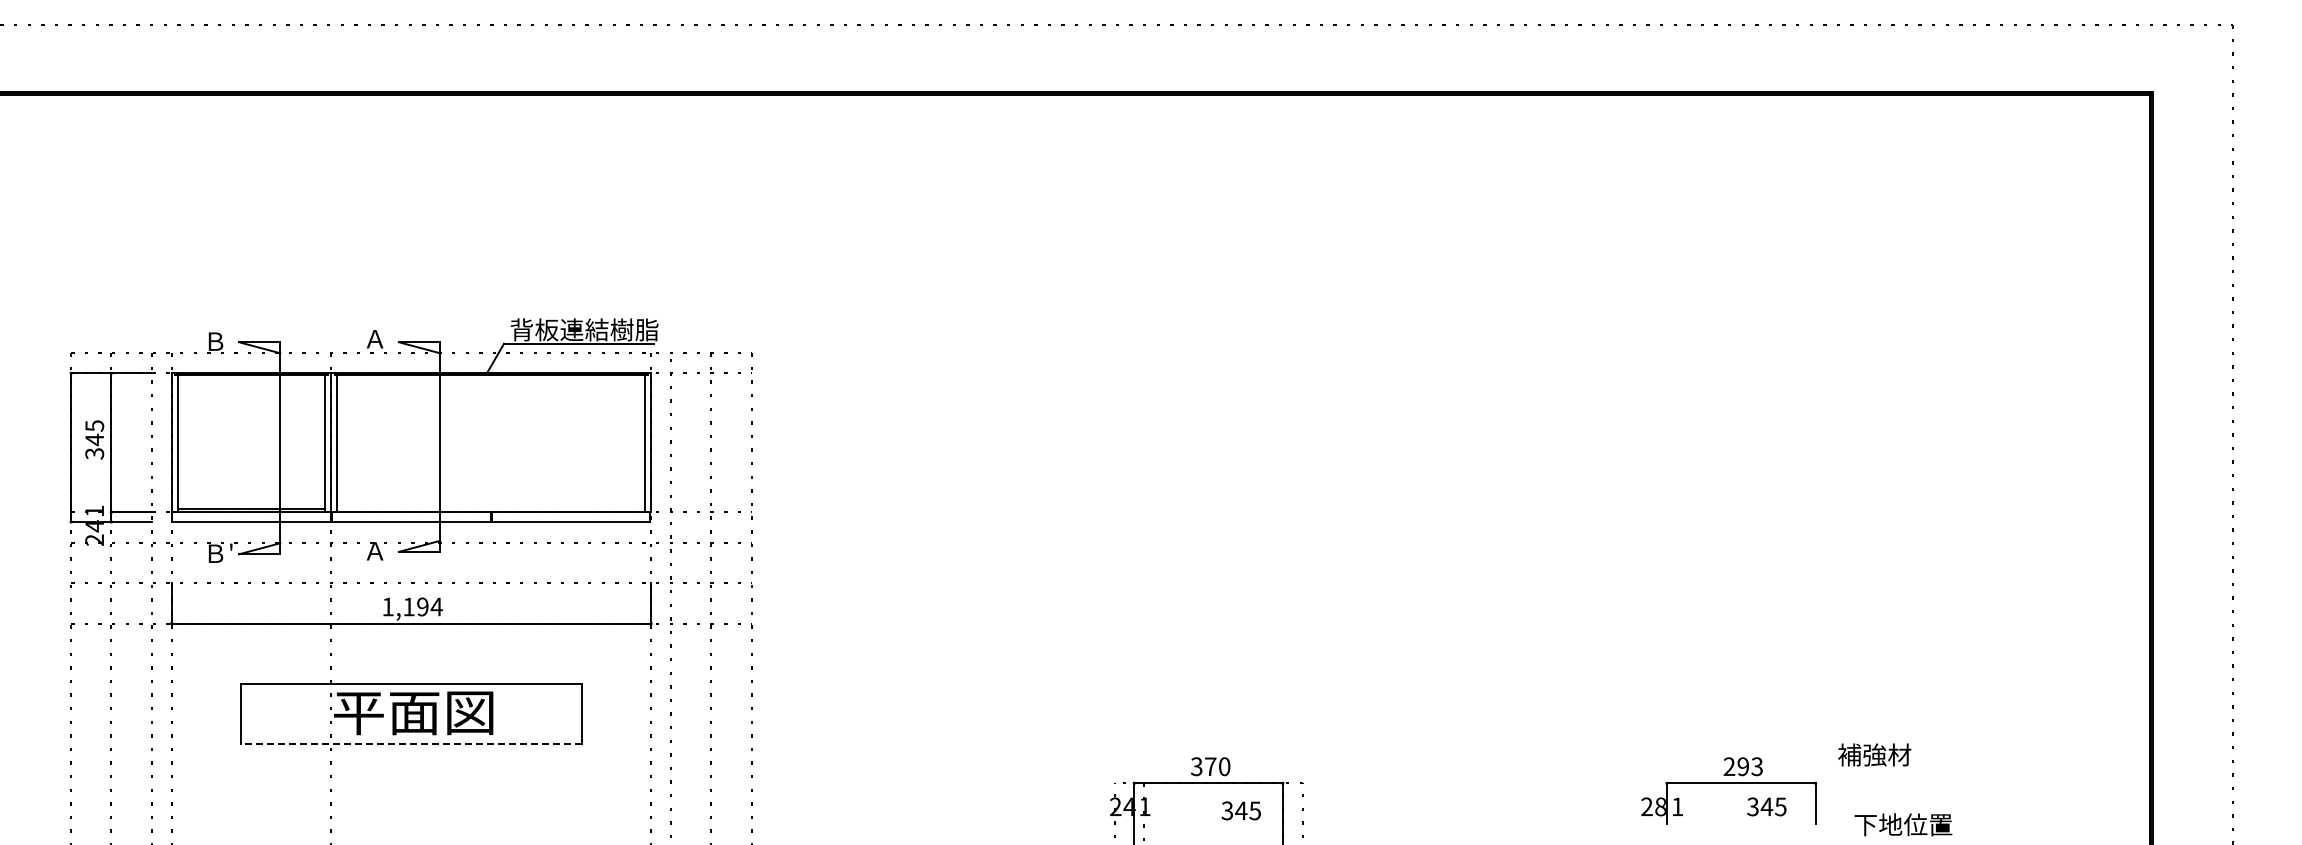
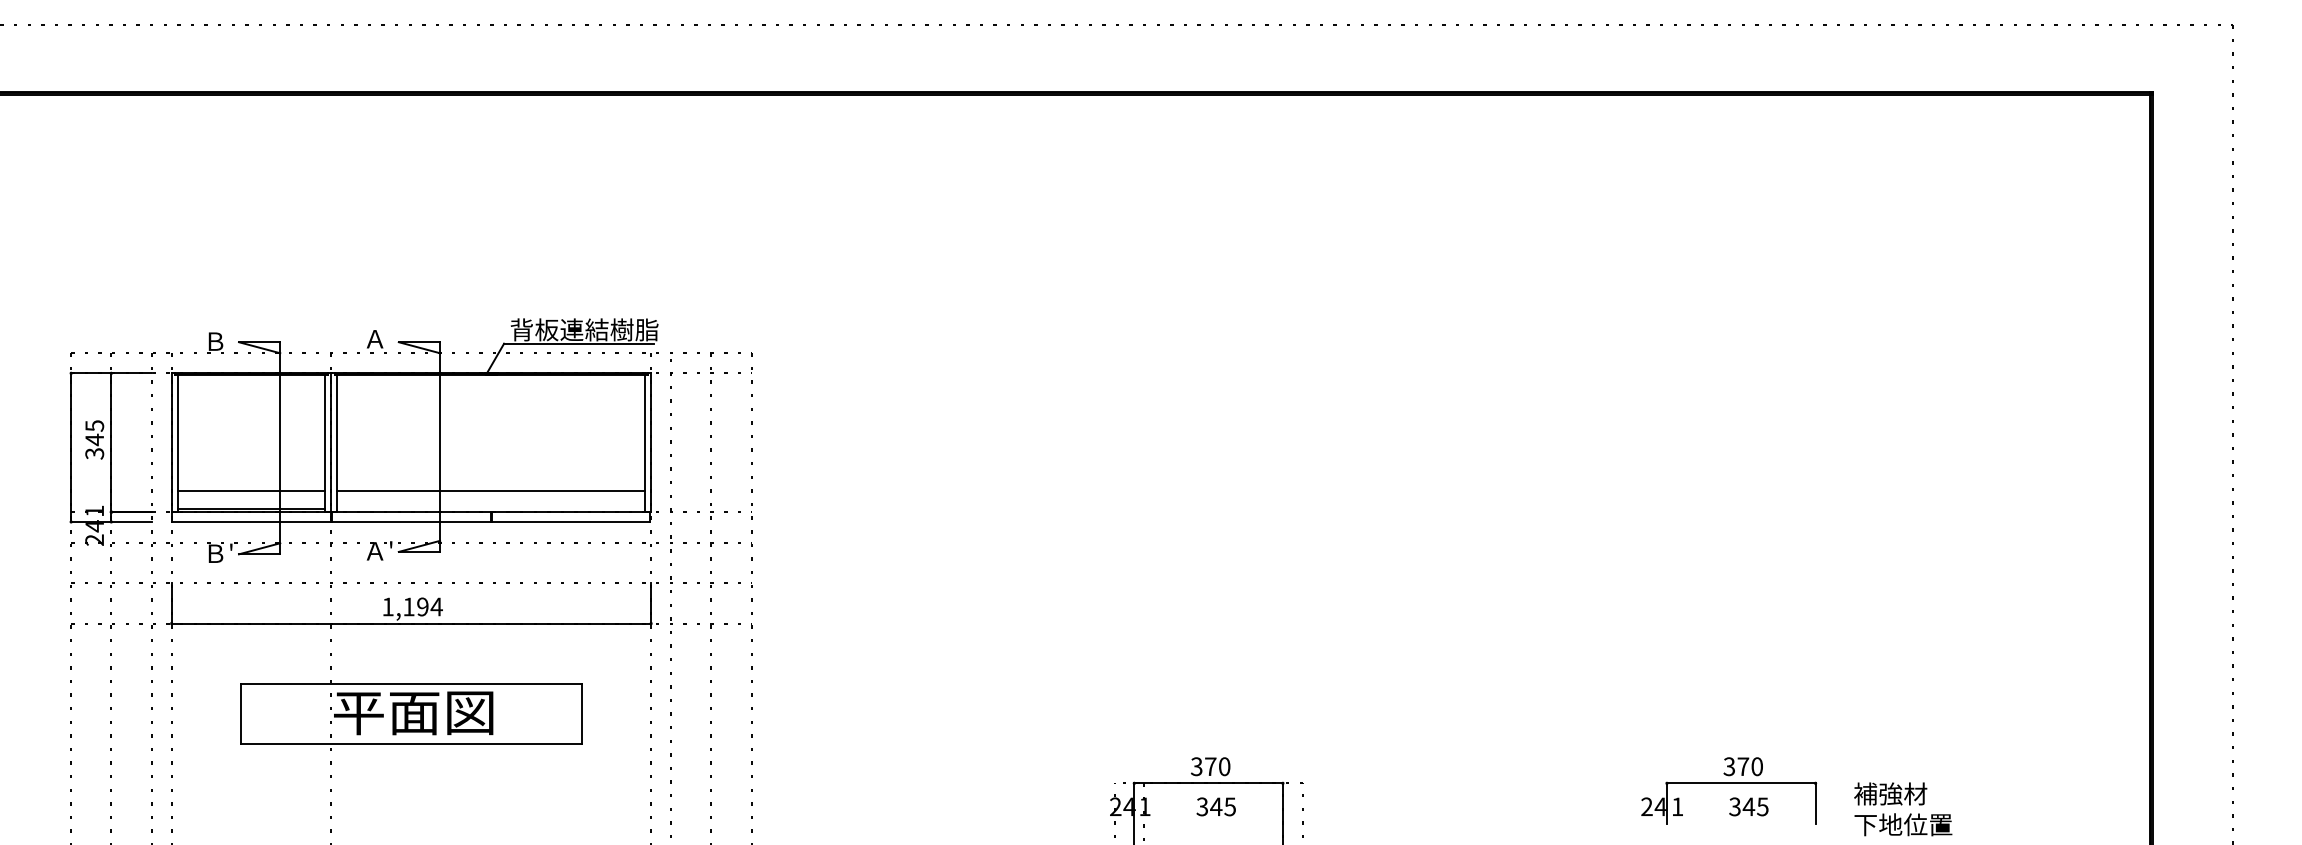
line: none -> present (251, 491)
line: none -> present (491, 491)
text: Ａ -> Ａ' (391, 544)
line: dashed -> solid (411, 744)
text position: (1874, 754) -> (1890, 793) (1890, 793)
text: 293 -> 370 (1742, 766)
text: 28 -> 24 (1659, 806)
text position: (1766, 806) -> (1748, 806) (1748, 806)
text position: (1240, 810) -> (1215, 806) (1215, 806)
